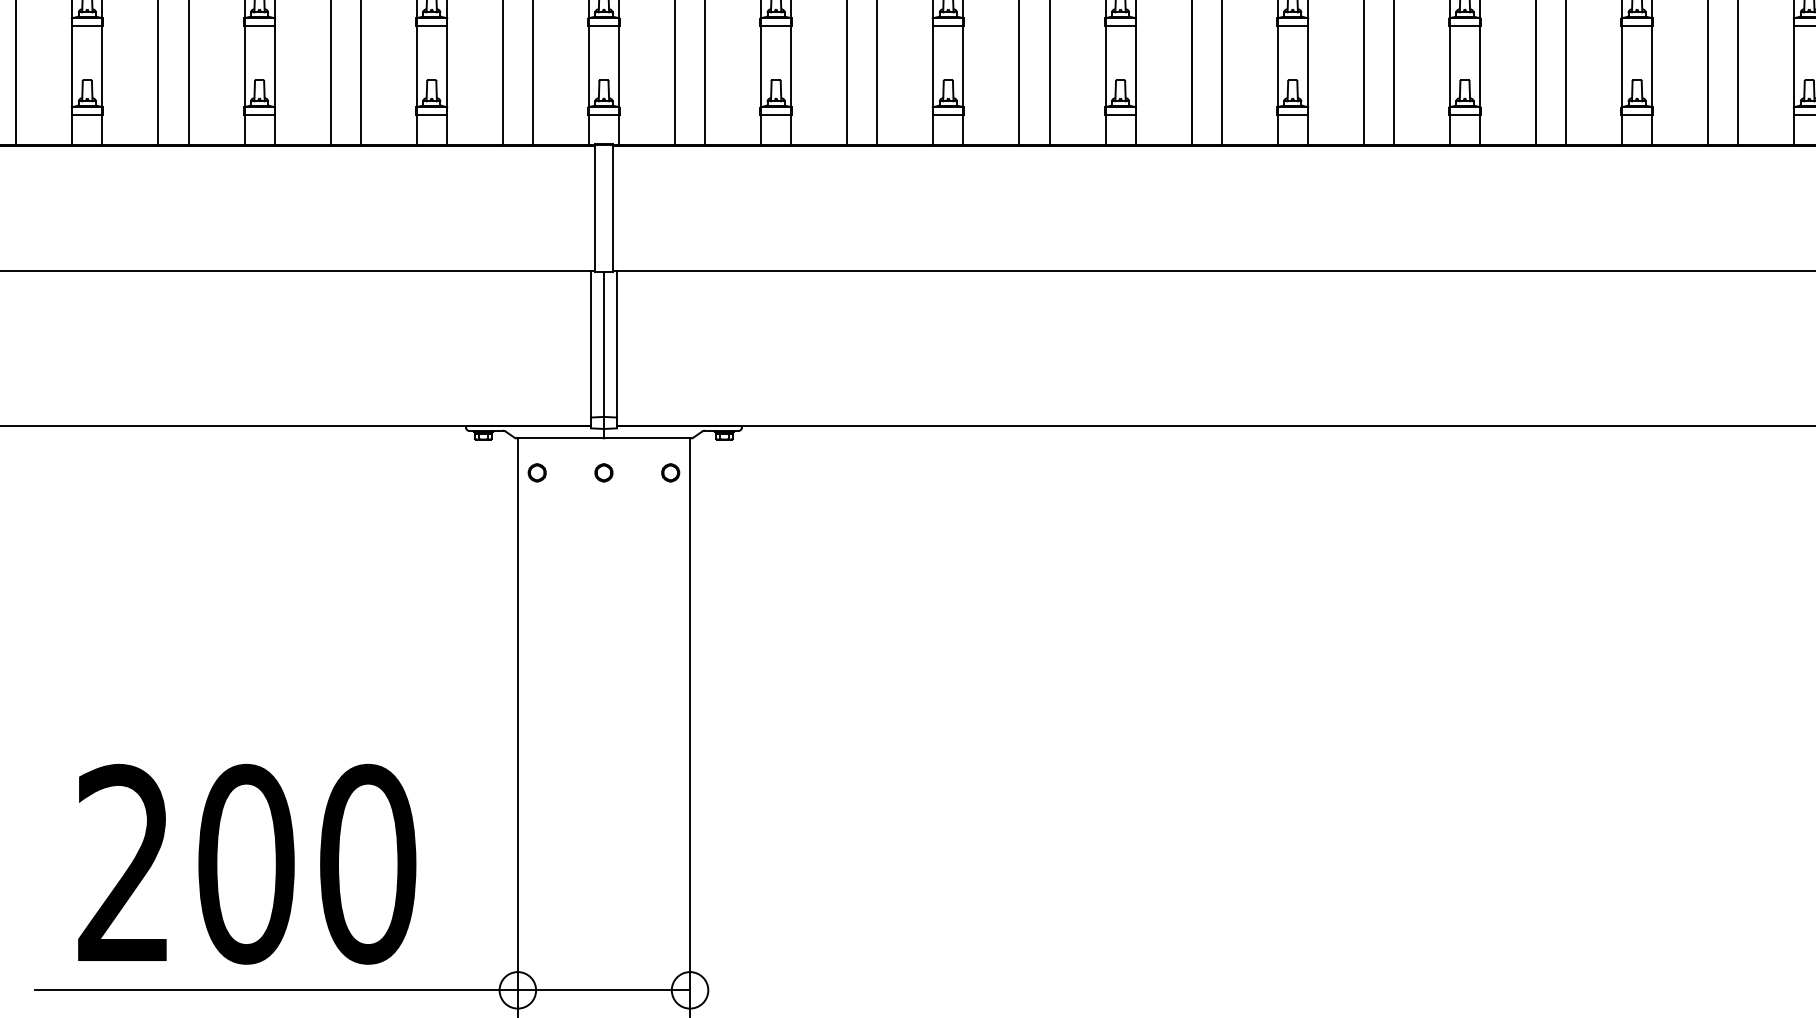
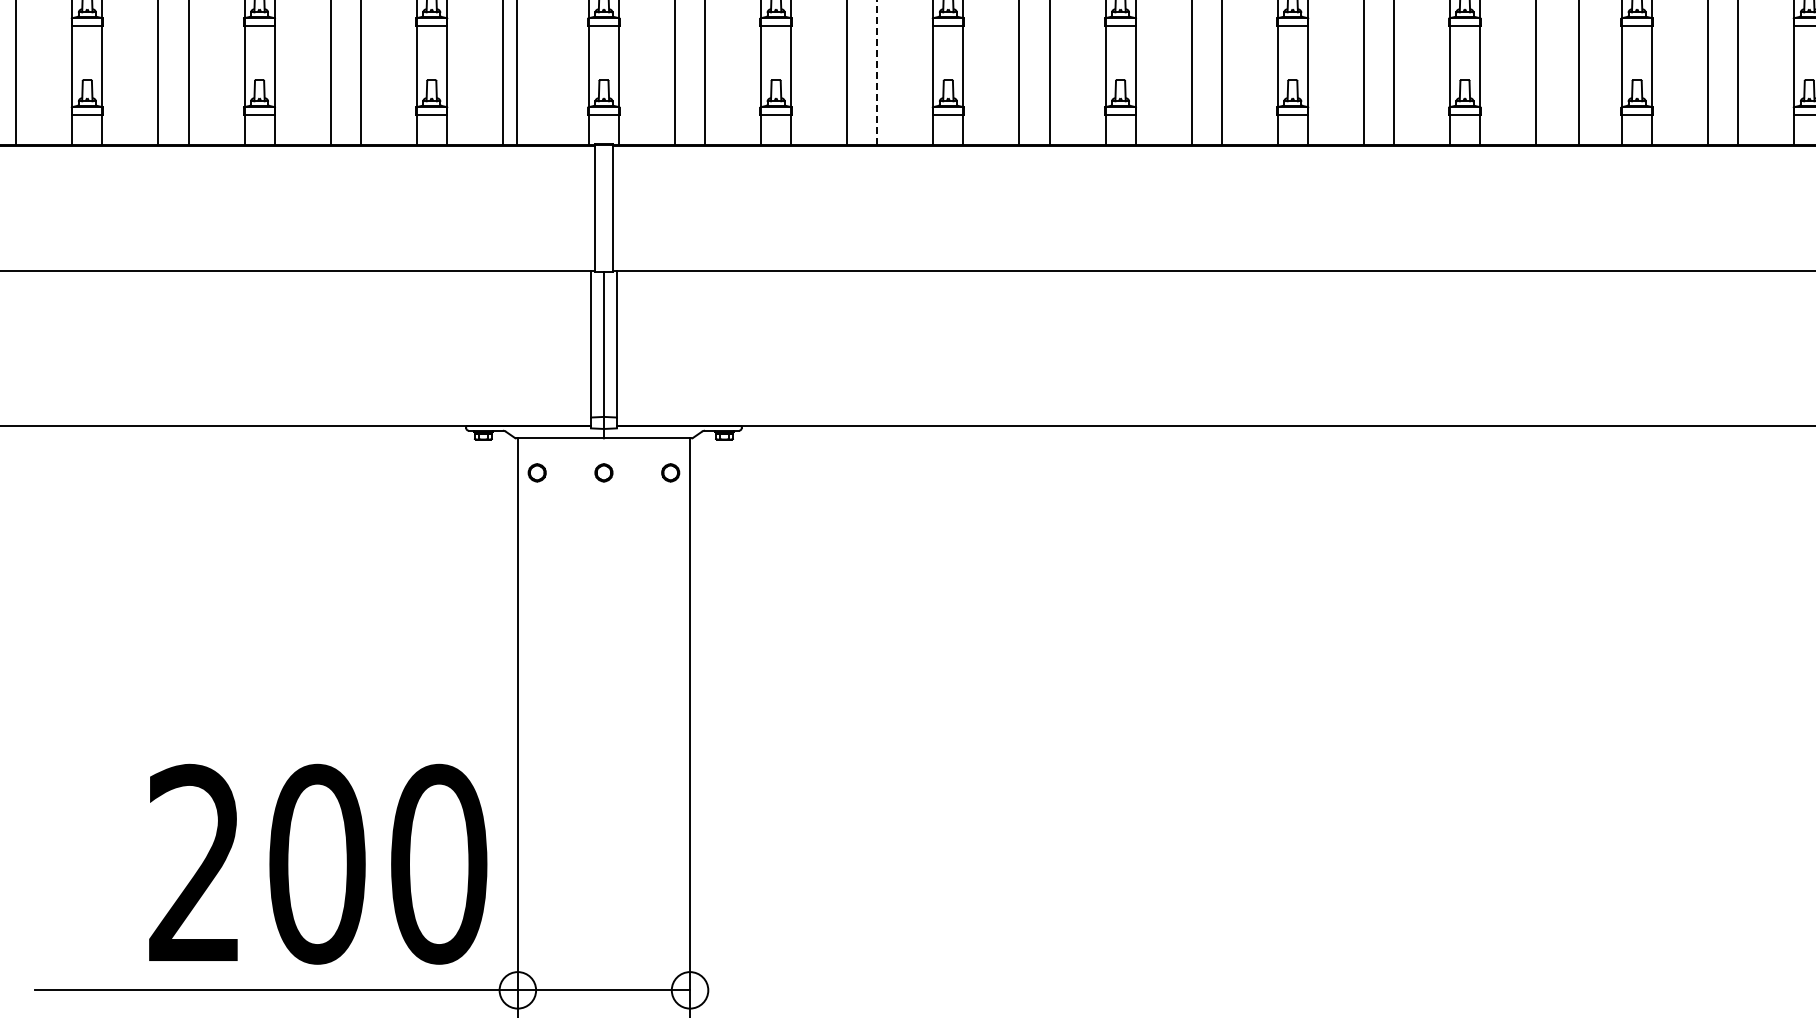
line: solid -> dashed (877, 72)
line position: (532, 73) -> (516, 73) (516, 73)
line position: (1566, 73) -> (1579, 73) (1579, 73)
text position: (247, 863) -> (318, 863) (318, 863)
